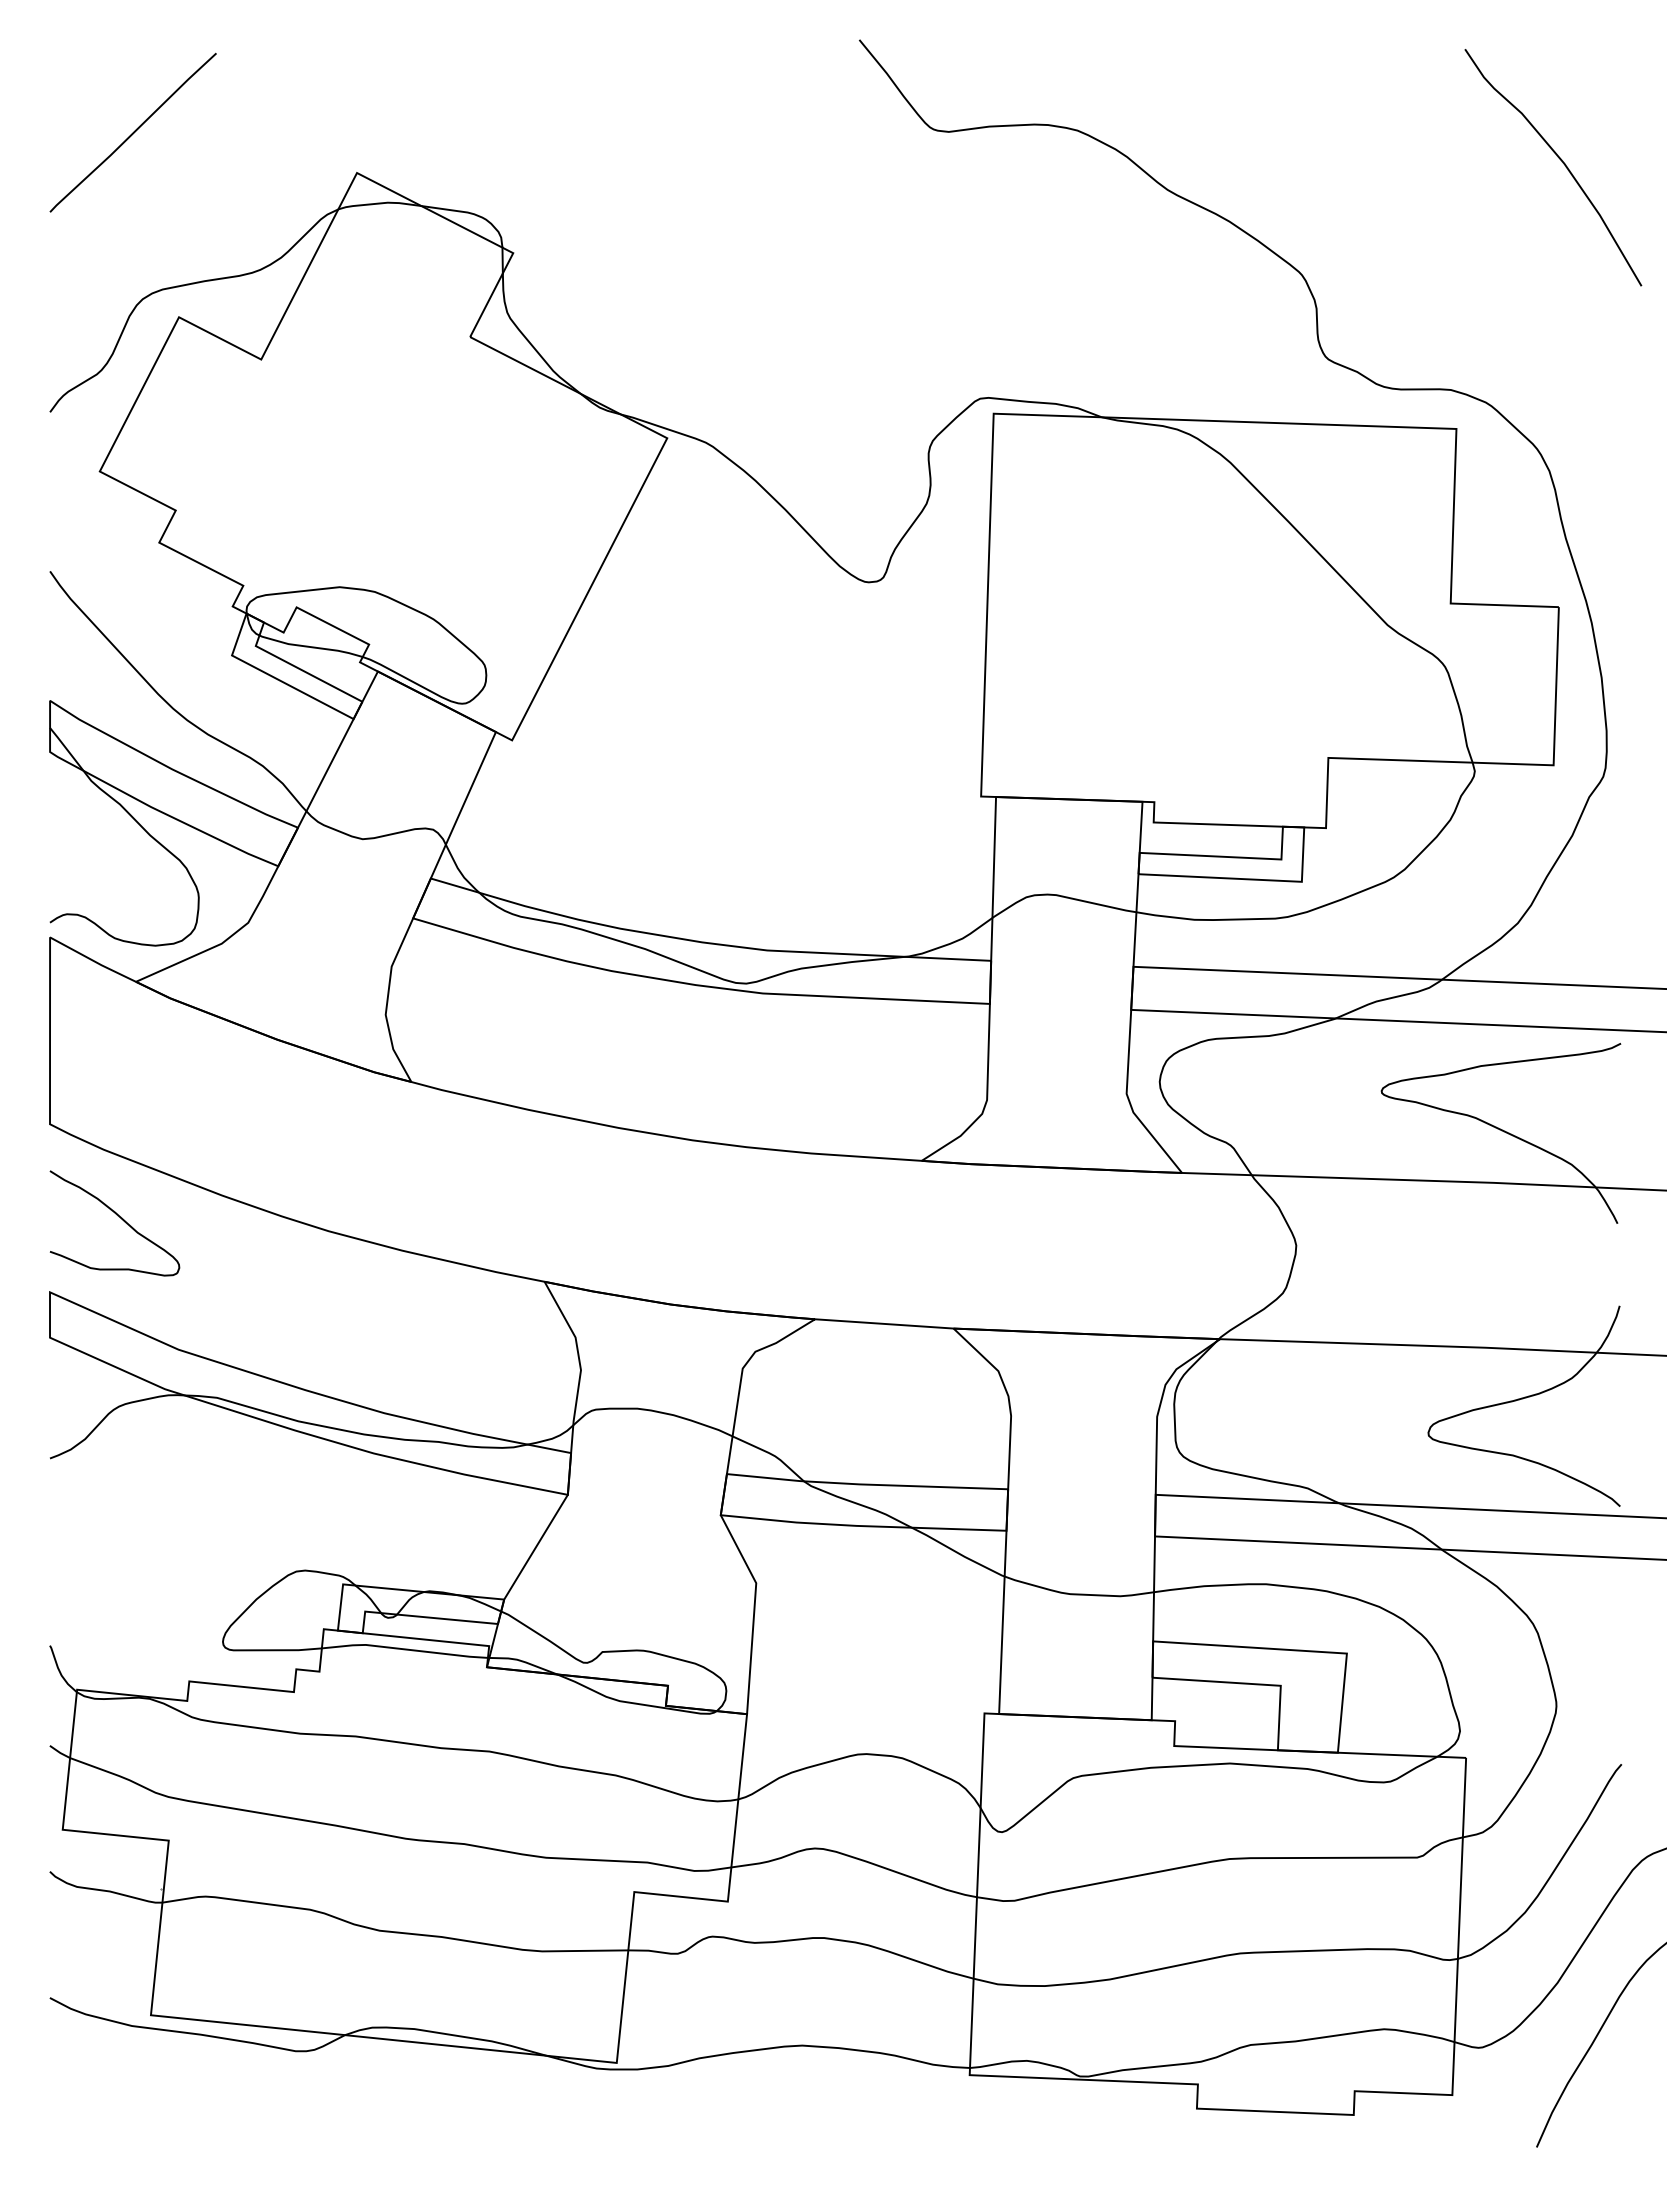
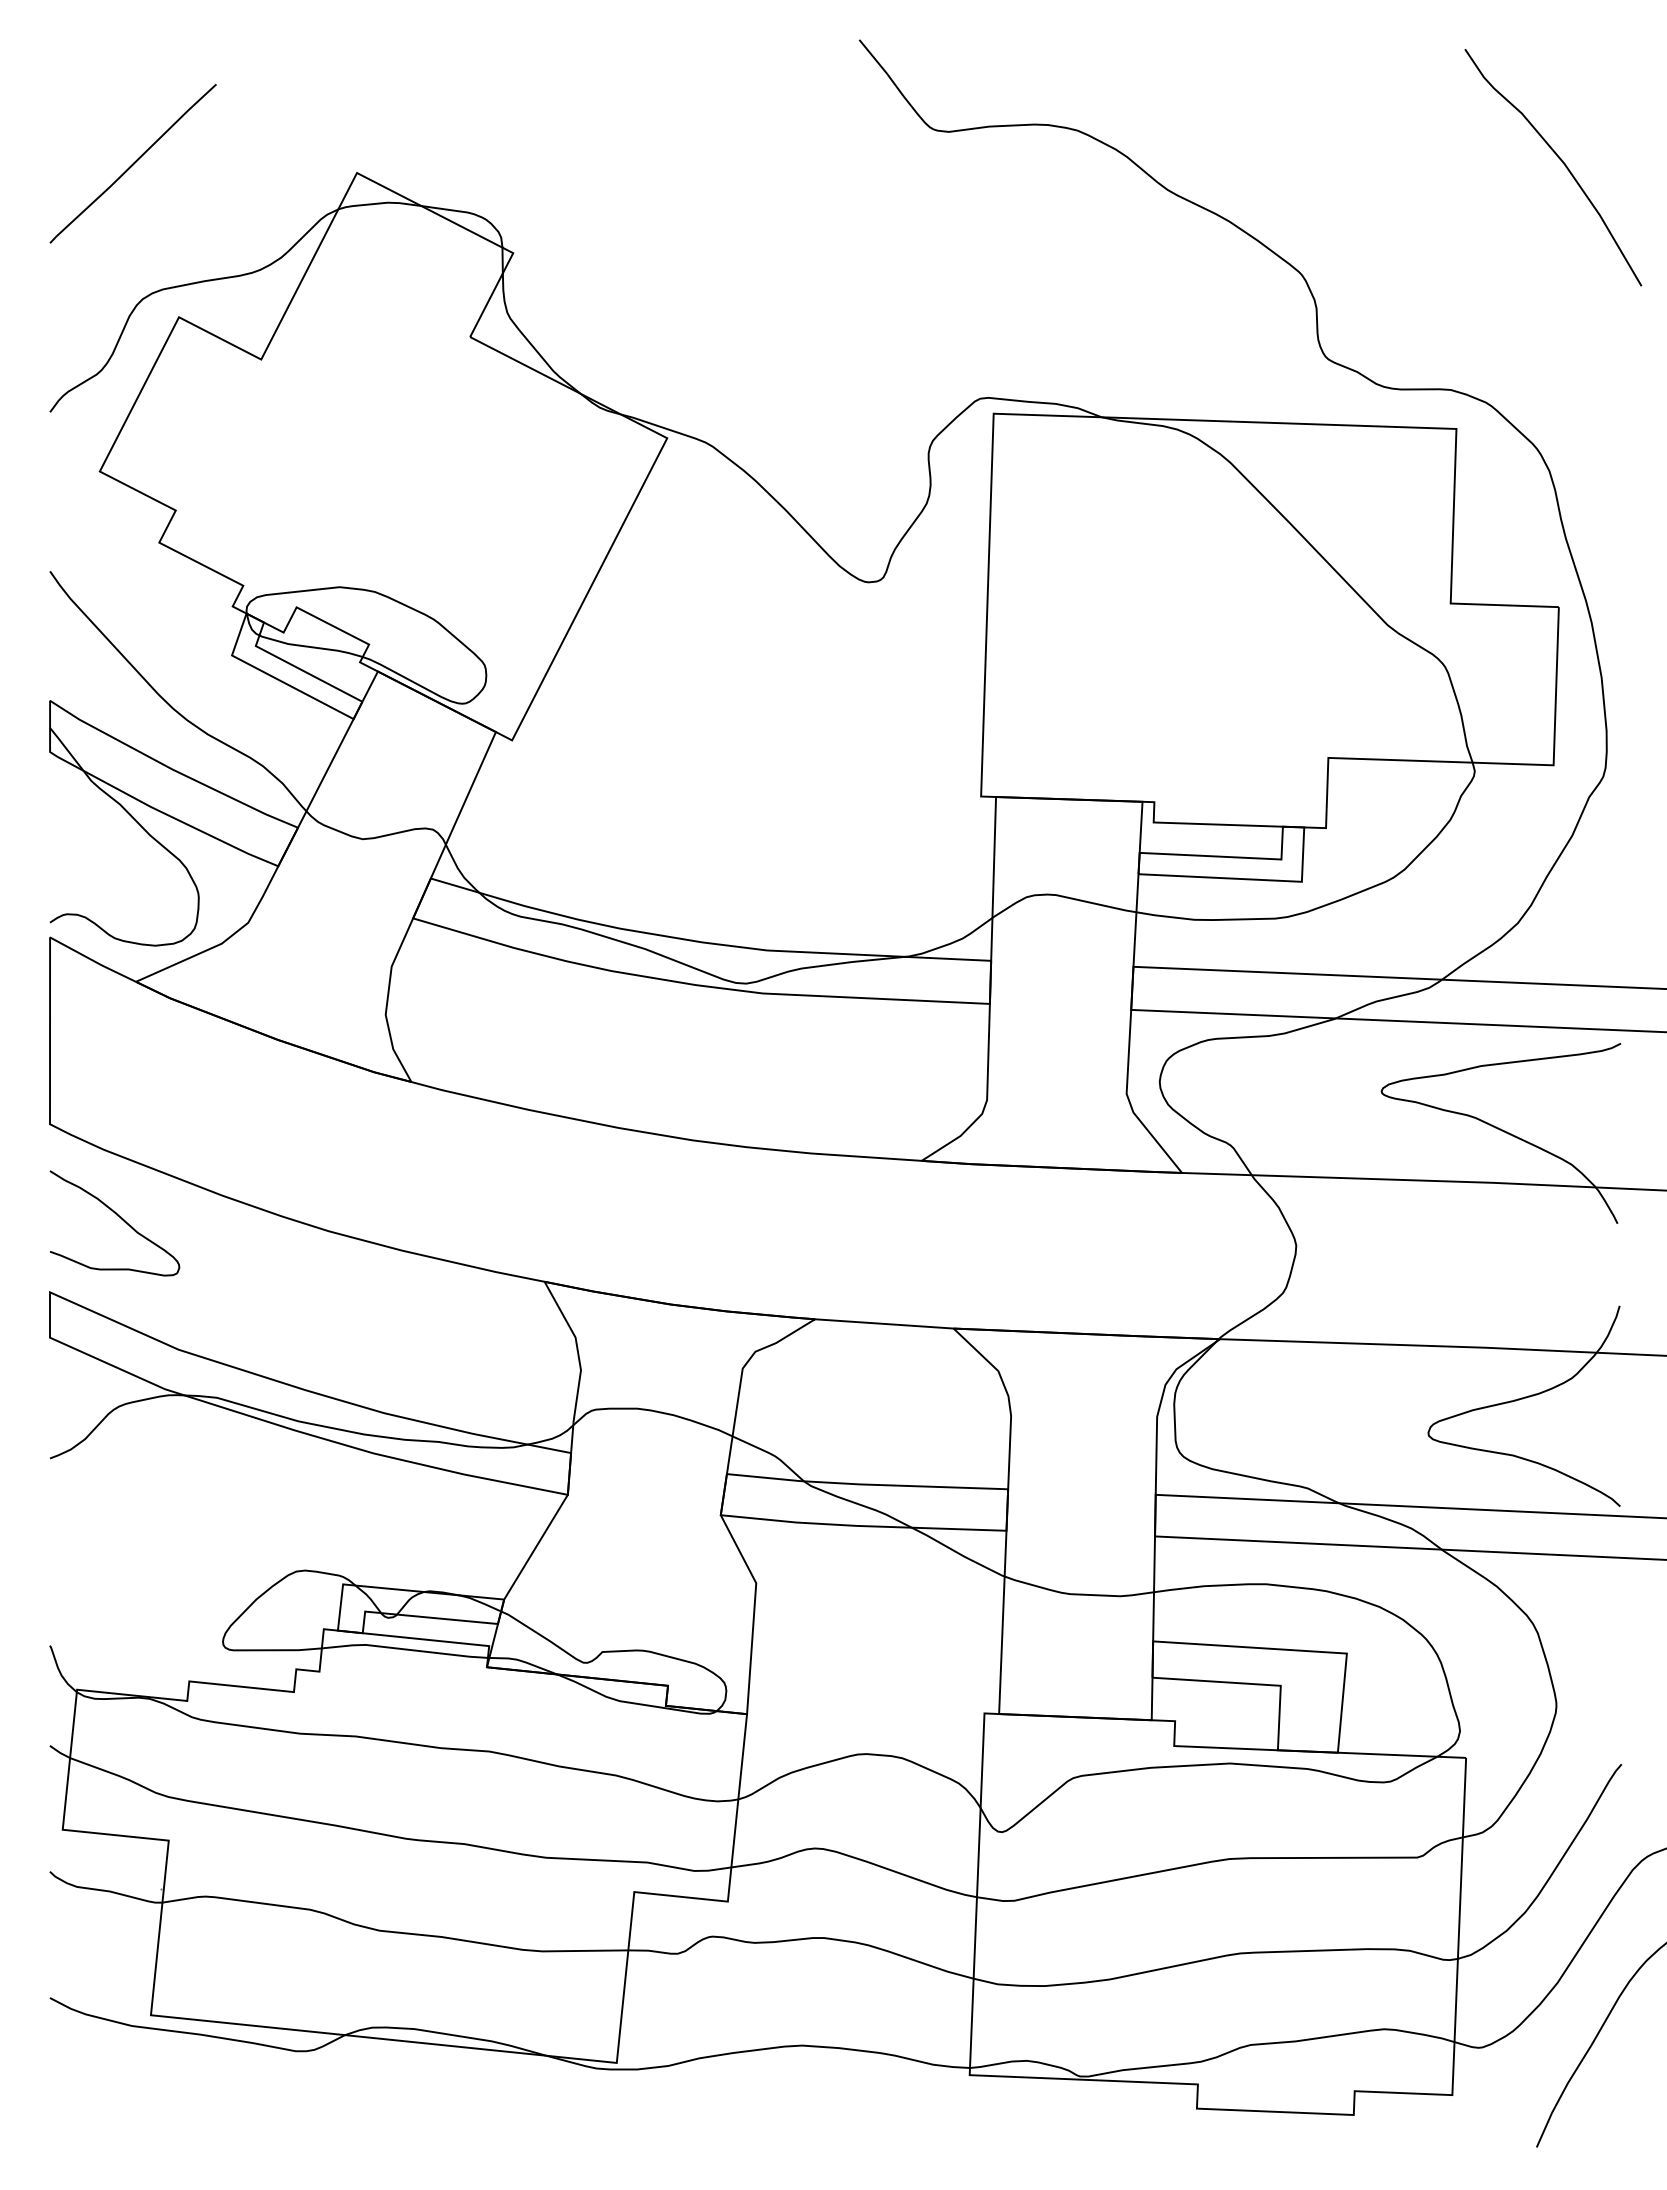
line position: (132, 132) -> (132, 163) (132, 163)
